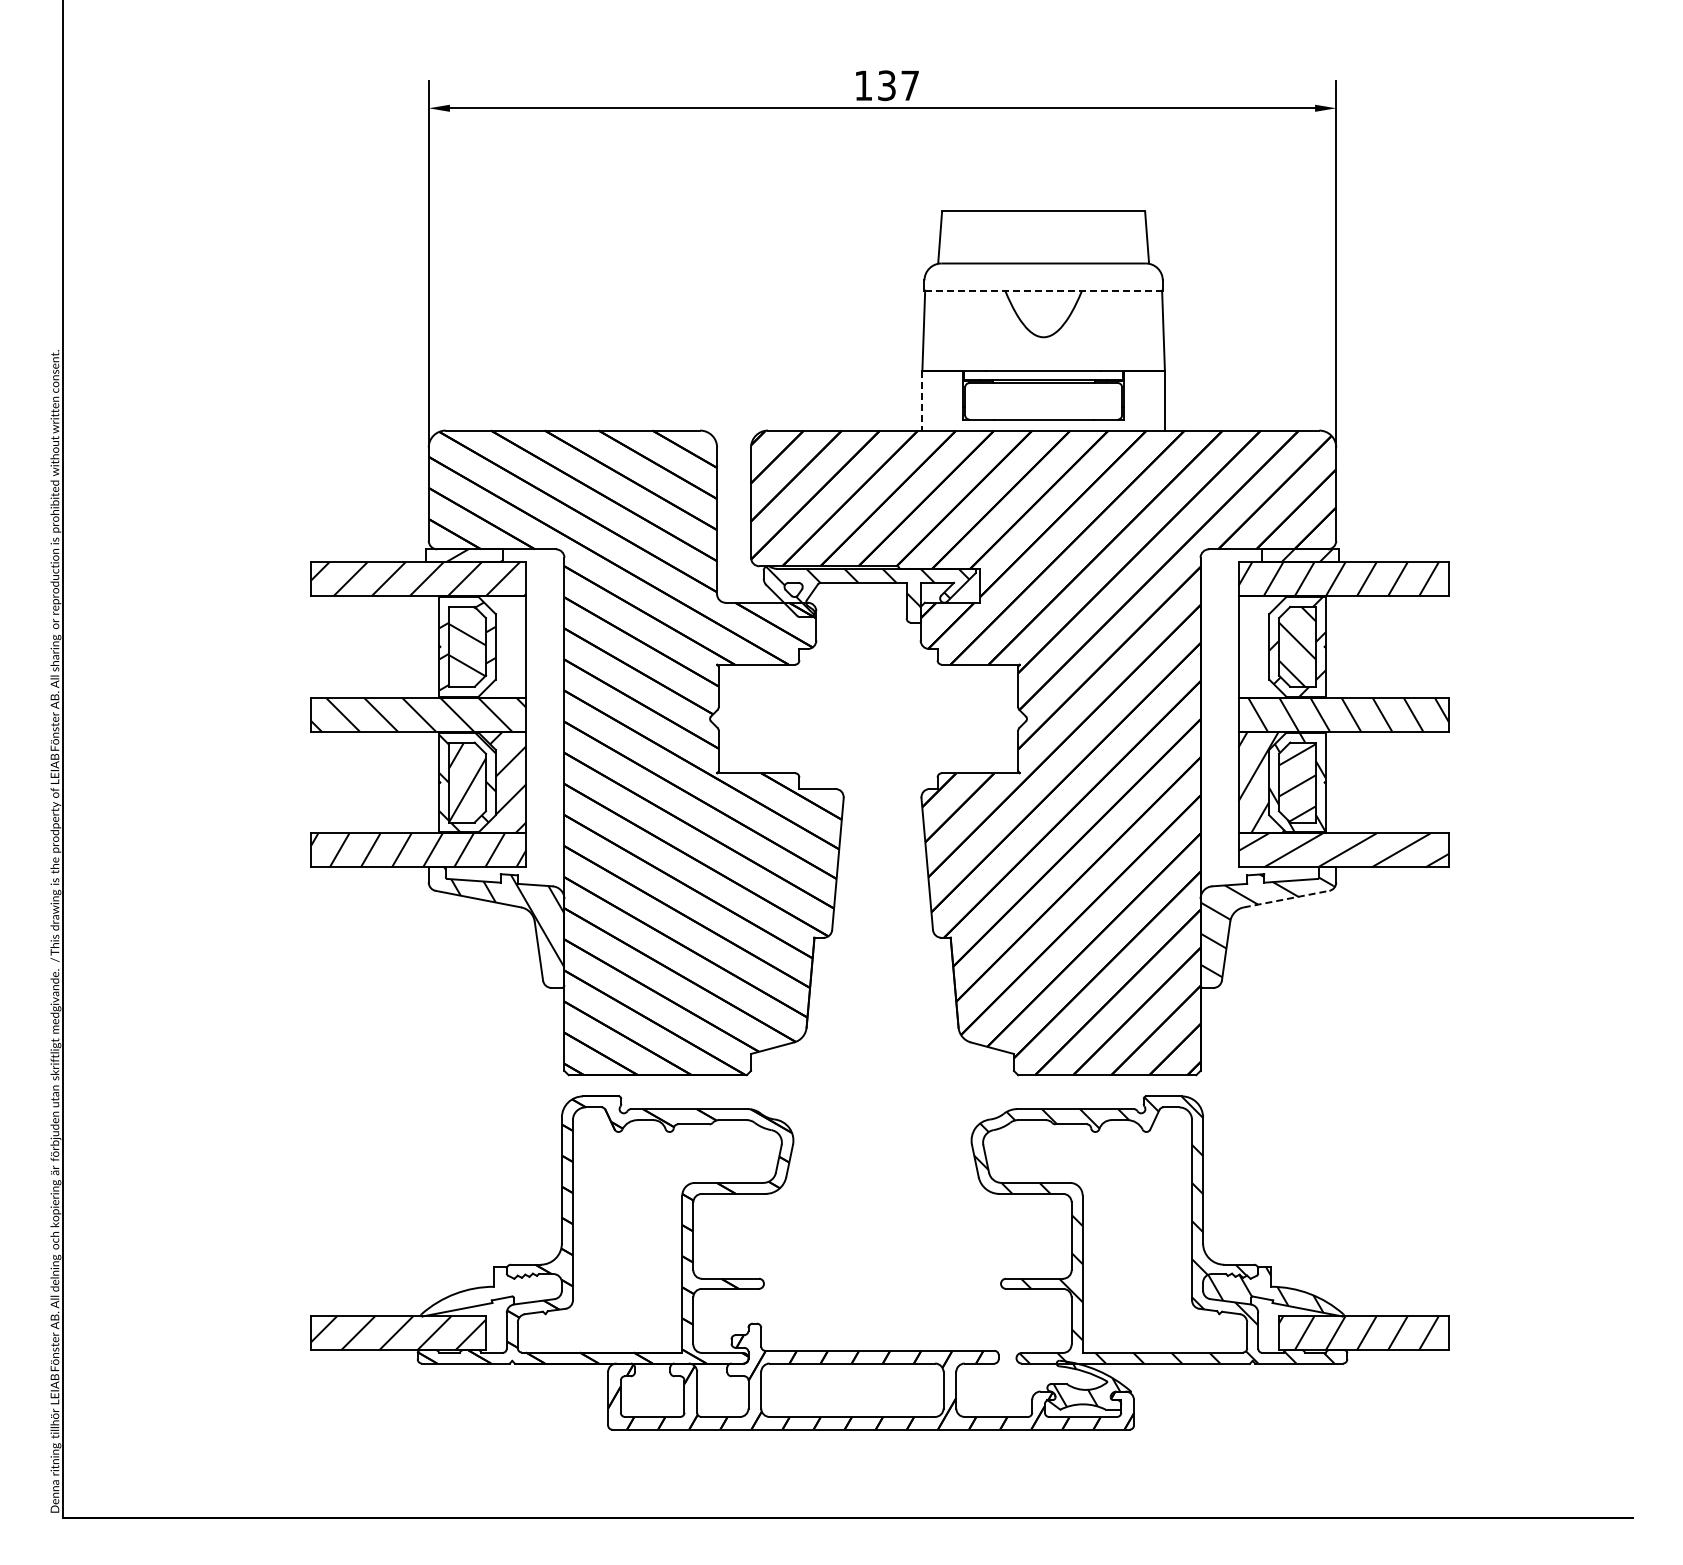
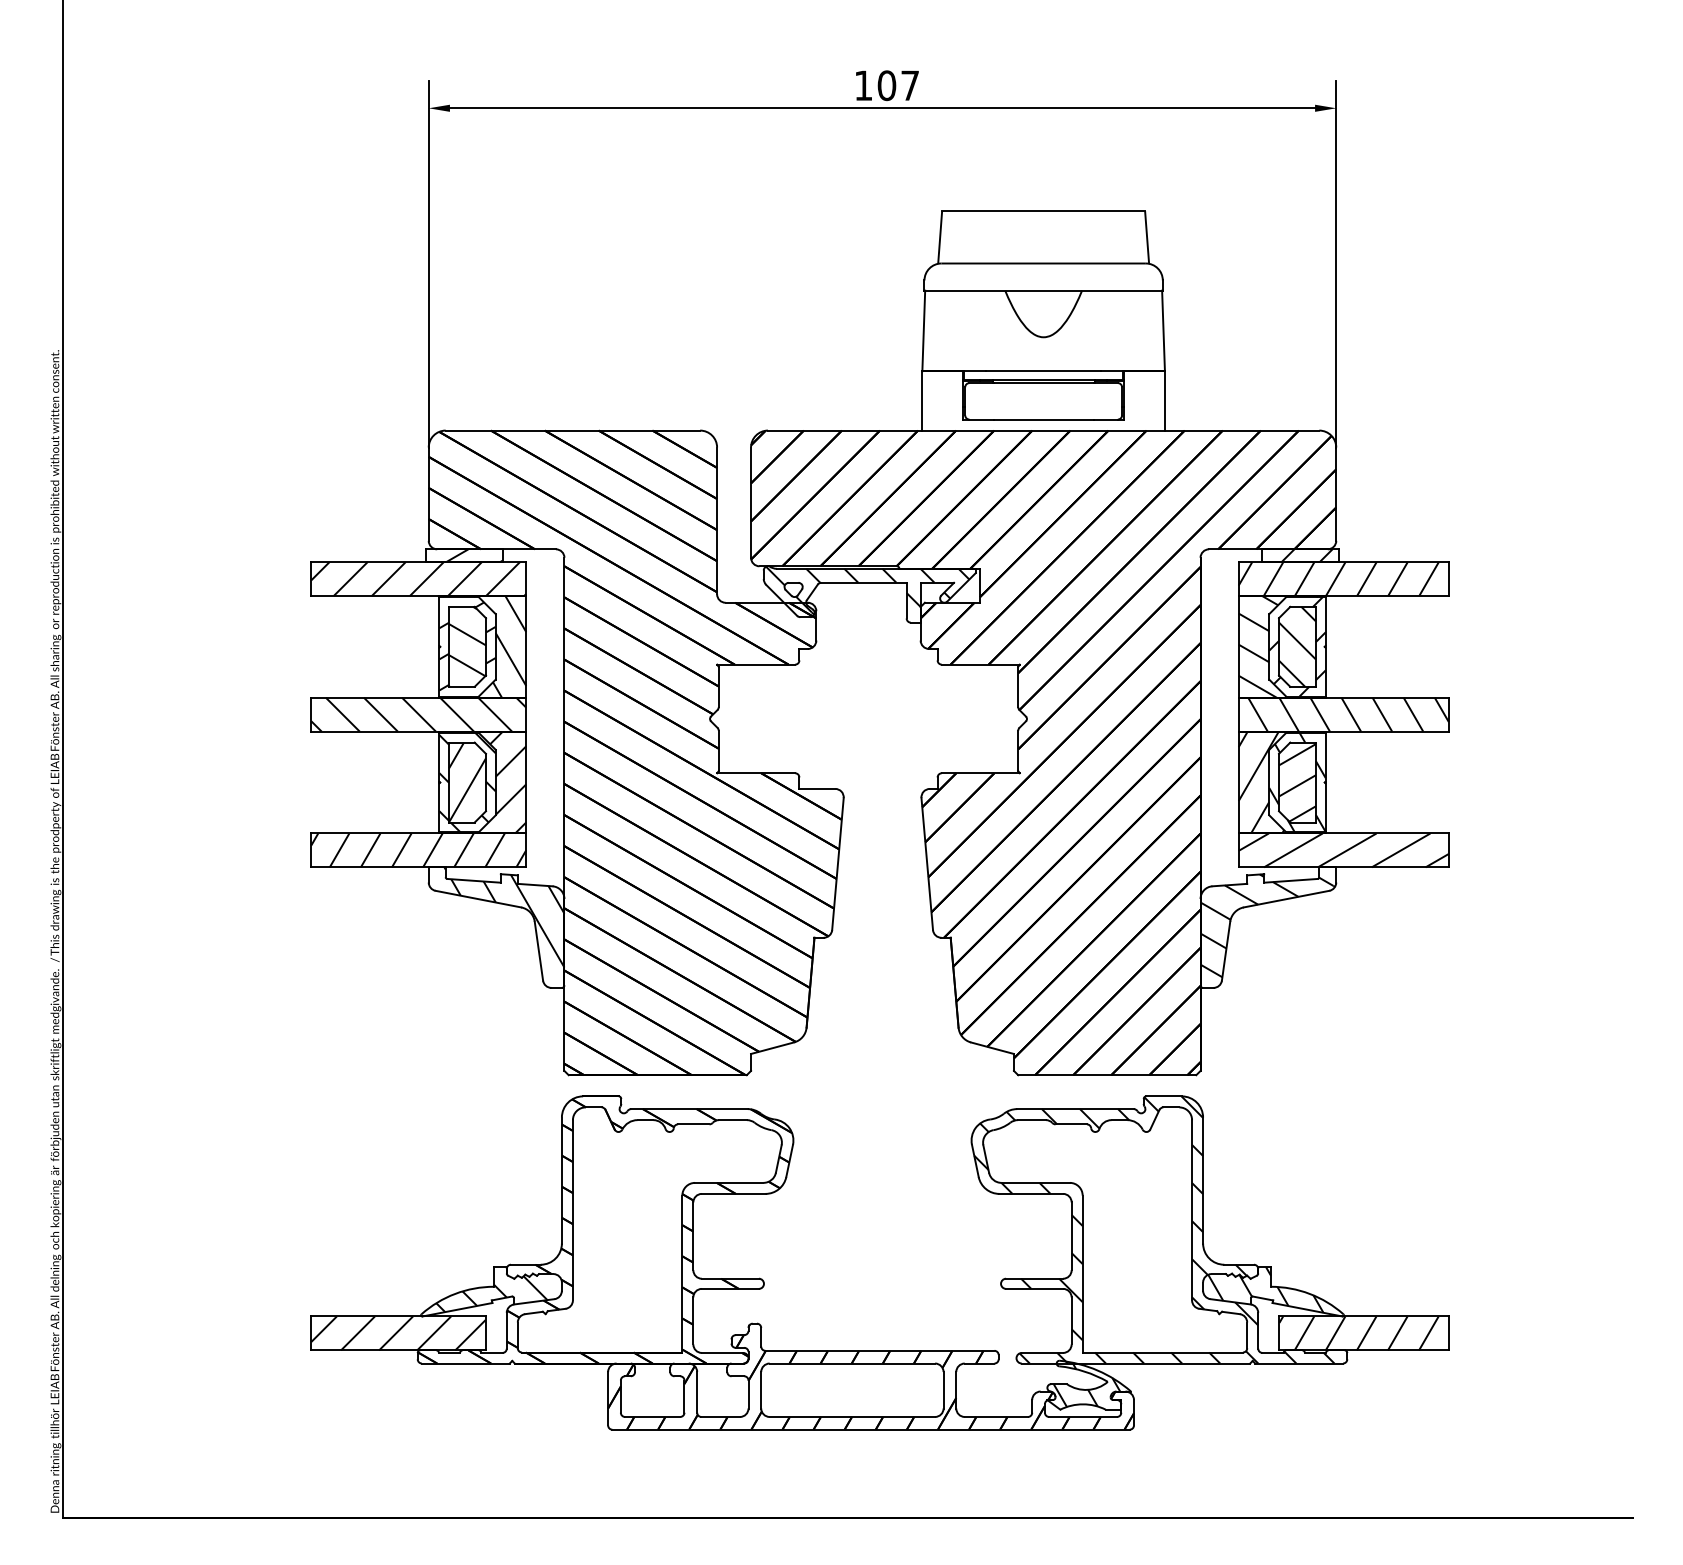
text: 137 -> 107 (886, 85)
line: dashed -> solid (1043, 290)
line: dashed -> solid (922, 400)
hatch: none -> present (482, 646)
hatch: none -> present (1278, 646)
line: dashed -> solid (1286, 899)
hatch: none -> present (491, 1294)
